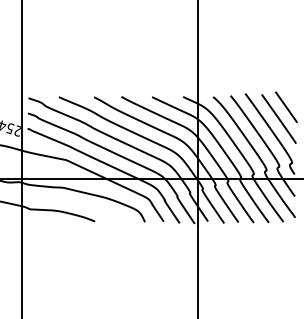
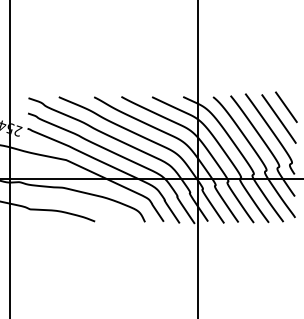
line position: (22, 158) -> (10, 158) (10, 158)
